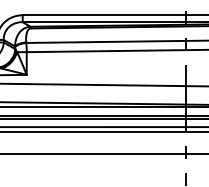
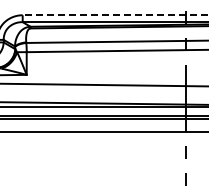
line: solid -> dashed (115, 15)
line: present -> none (103, 127)
line: present -> none (103, 154)
